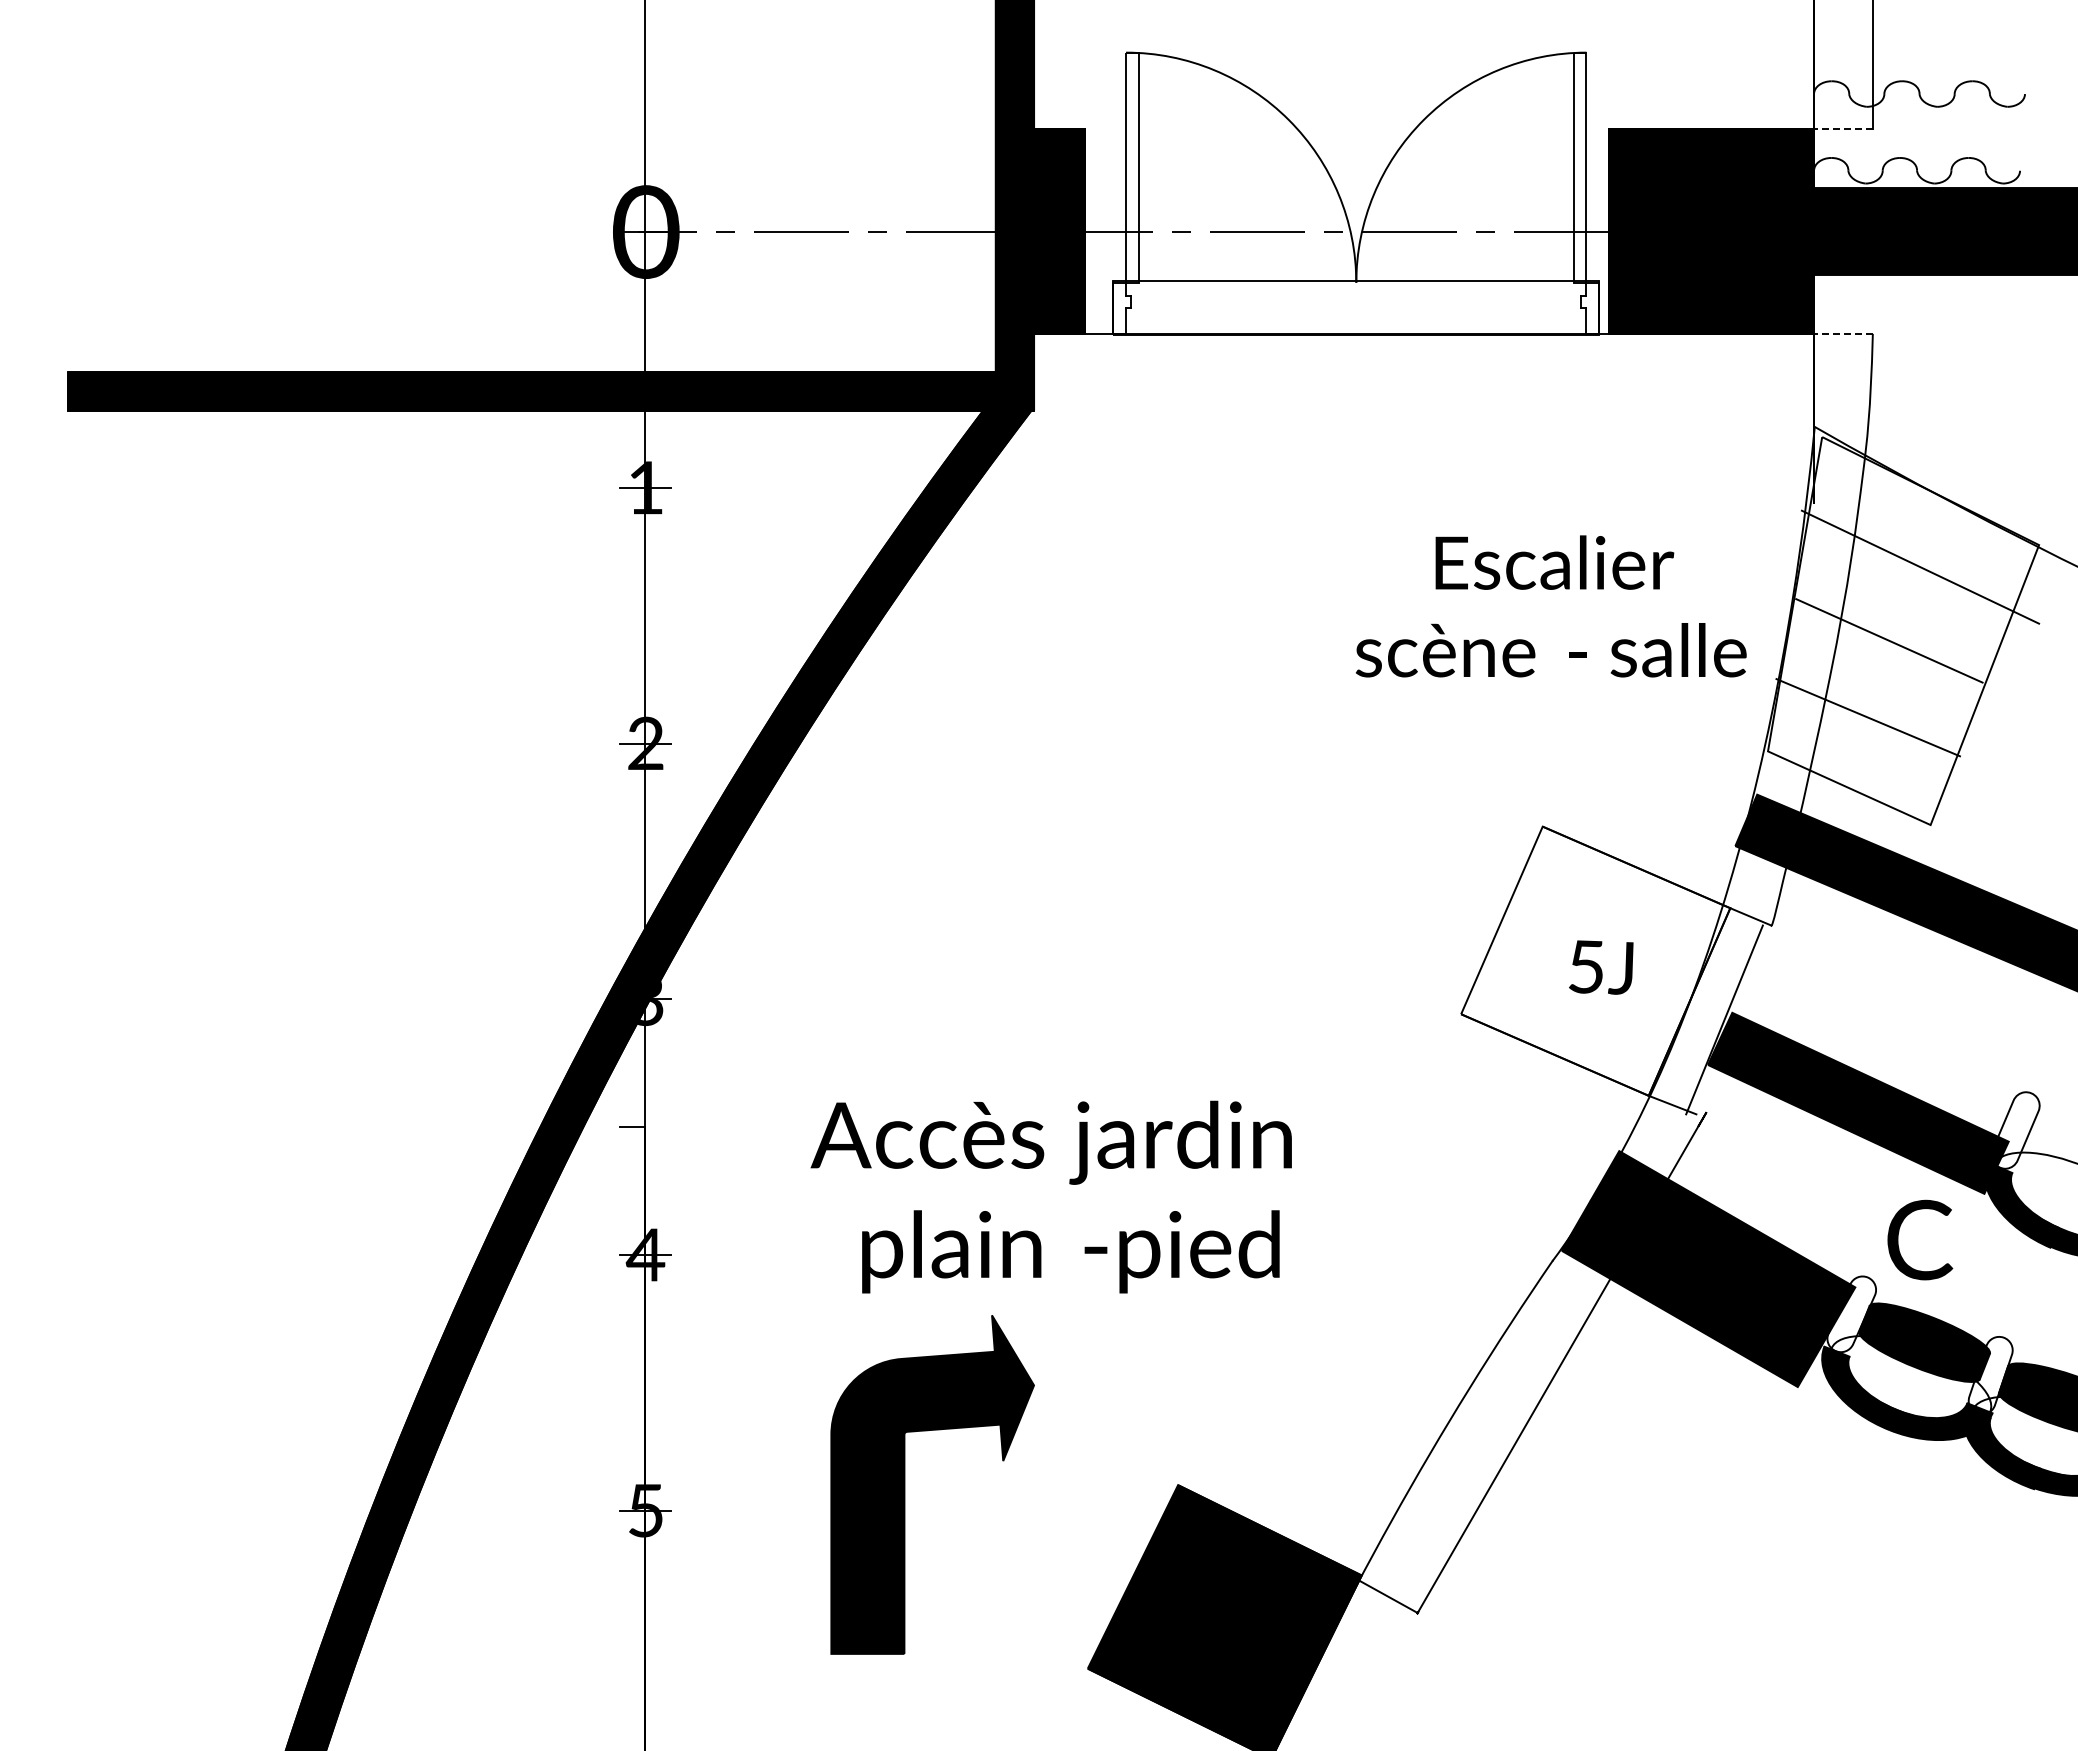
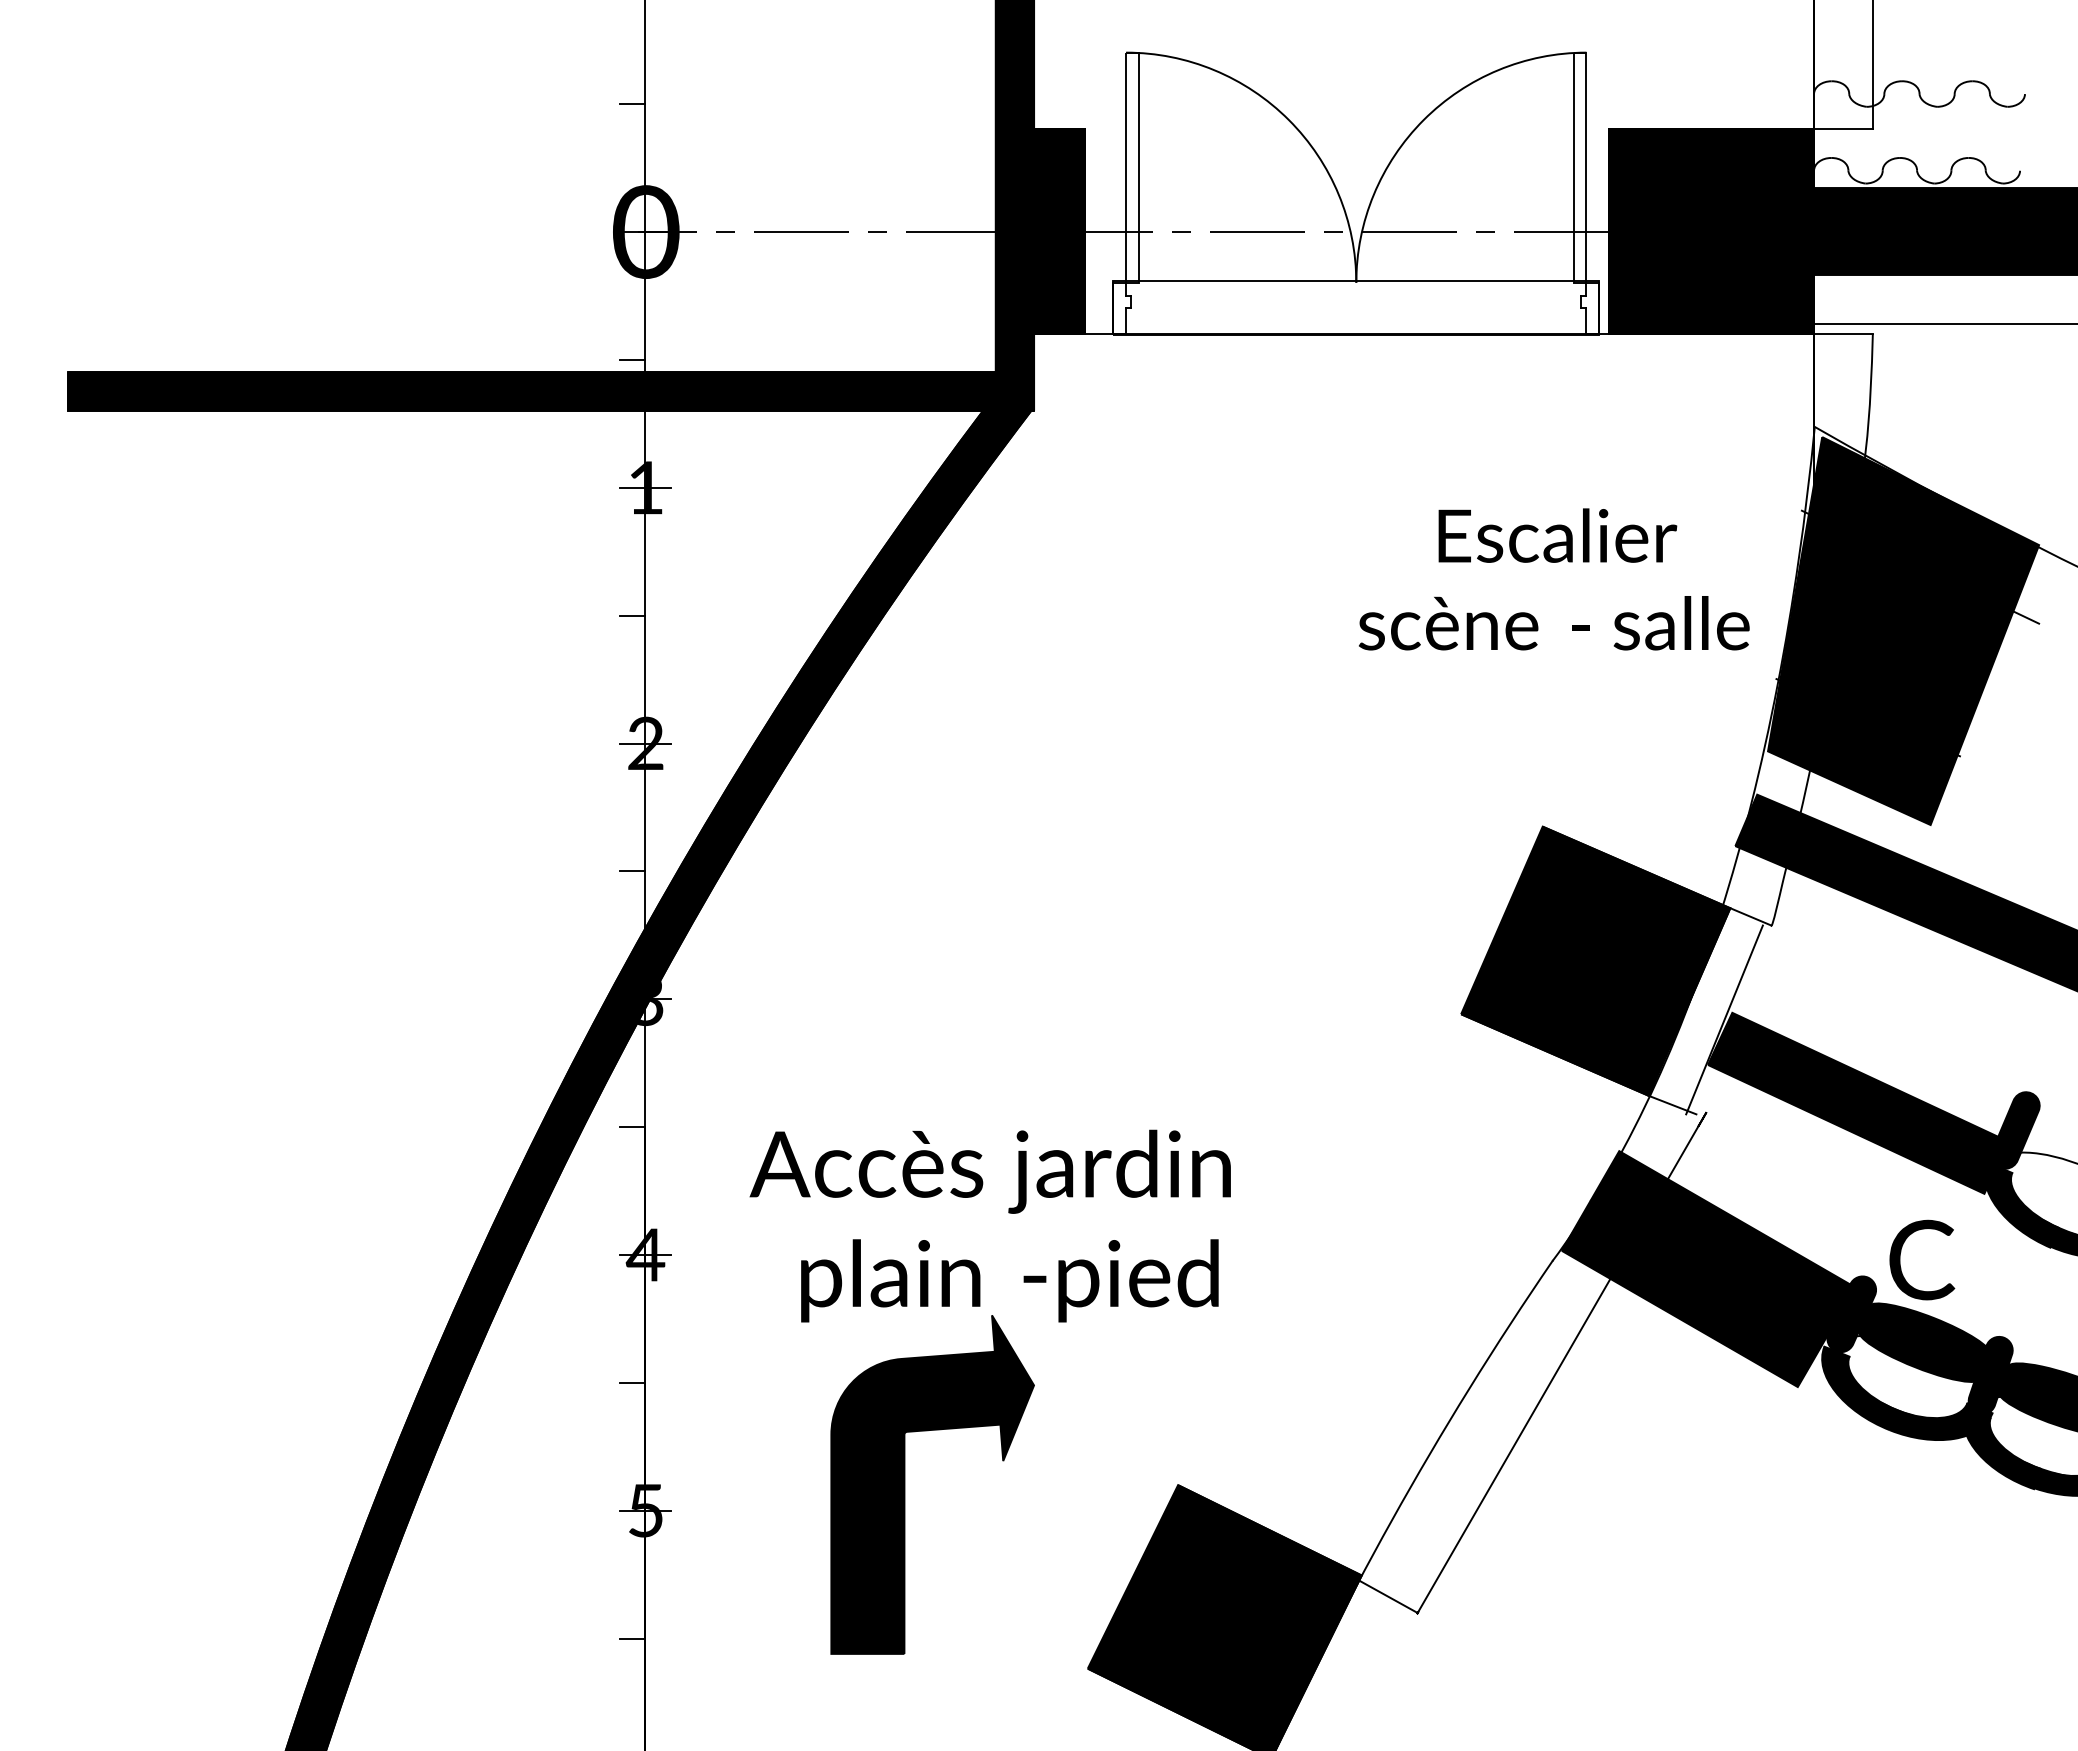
line: none -> present (632, 104)
line: dashed -> solid (1842, 129)
line: none -> present (1944, 323)
line: dashed -> solid (1842, 333)
line: none -> present (632, 360)
text position: (1551, 606) -> (1554, 579) (1554, 579)
line: none -> present (632, 615)
fill: none -> present (1903, 631)
line: none -> present (632, 871)
fill: none -> present (1595, 960)
fill: none -> present (2015, 1130)
text position: (1050, 1196) -> (989, 1225) (989, 1225)
text position: (1920, 1239) -> (1922, 1259) (1922, 1259)
fill: none -> present (1851, 1314)
fill: none -> present (1990, 1375)
line: none -> present (632, 1382)
line: none -> present (632, 1638)
